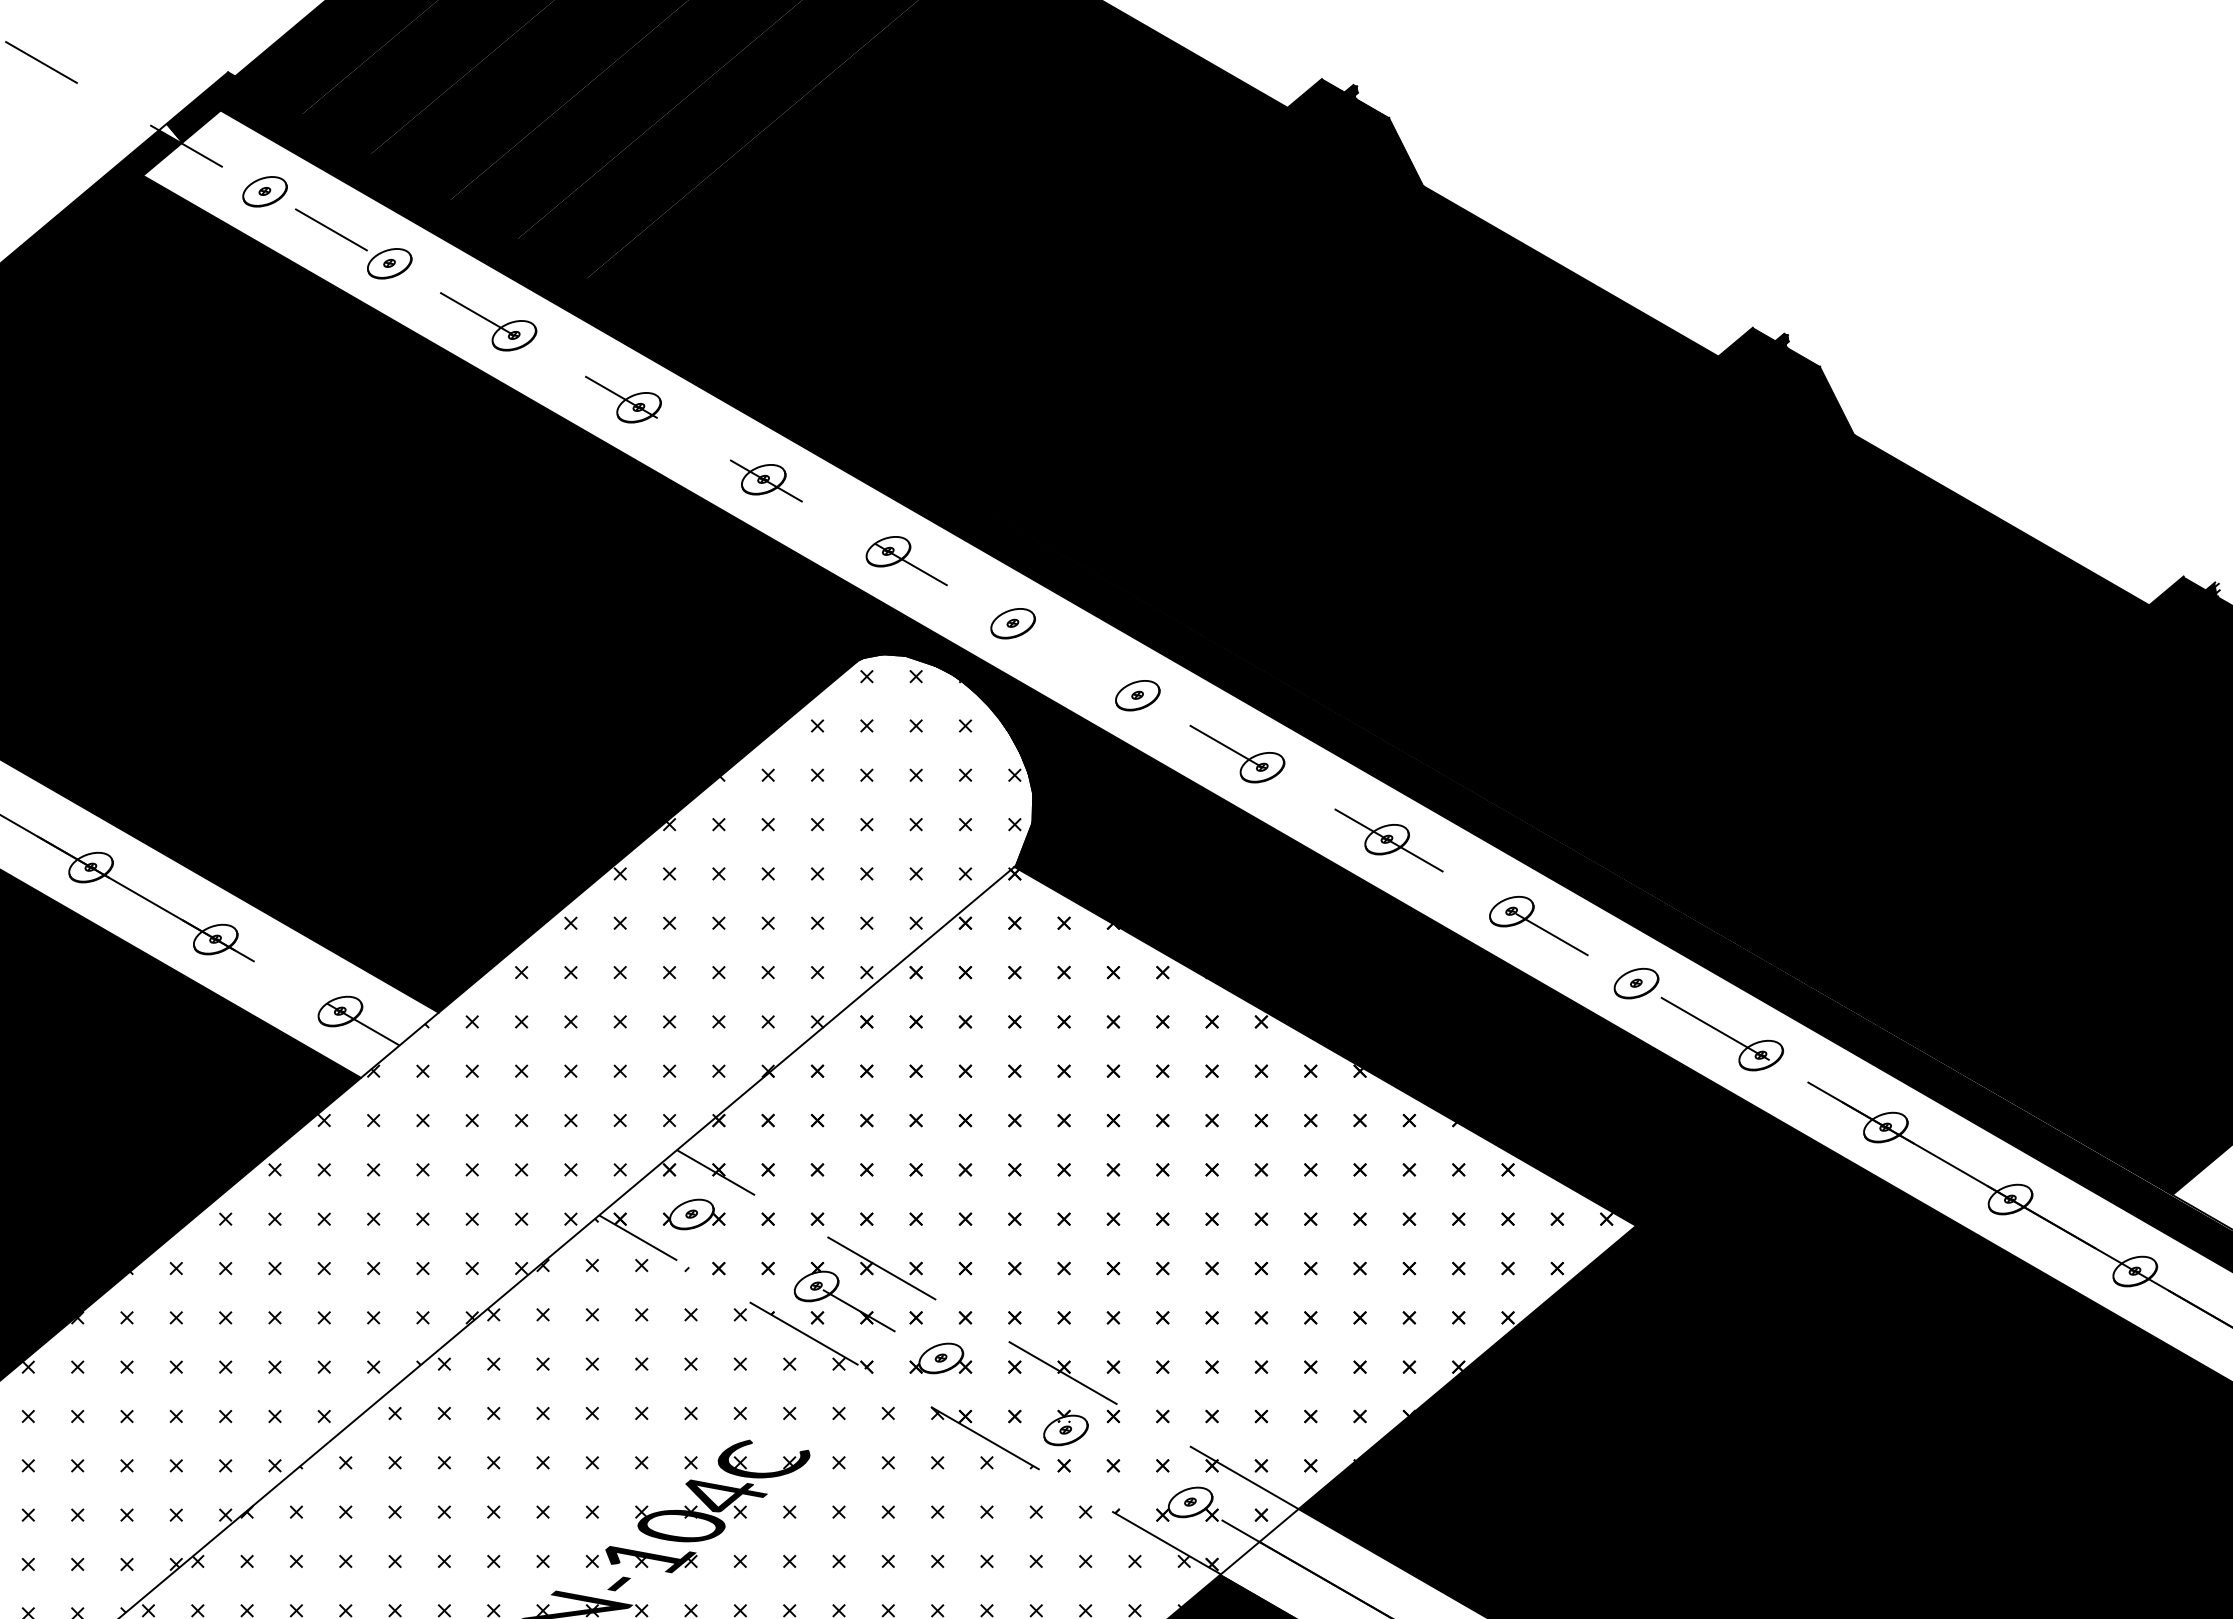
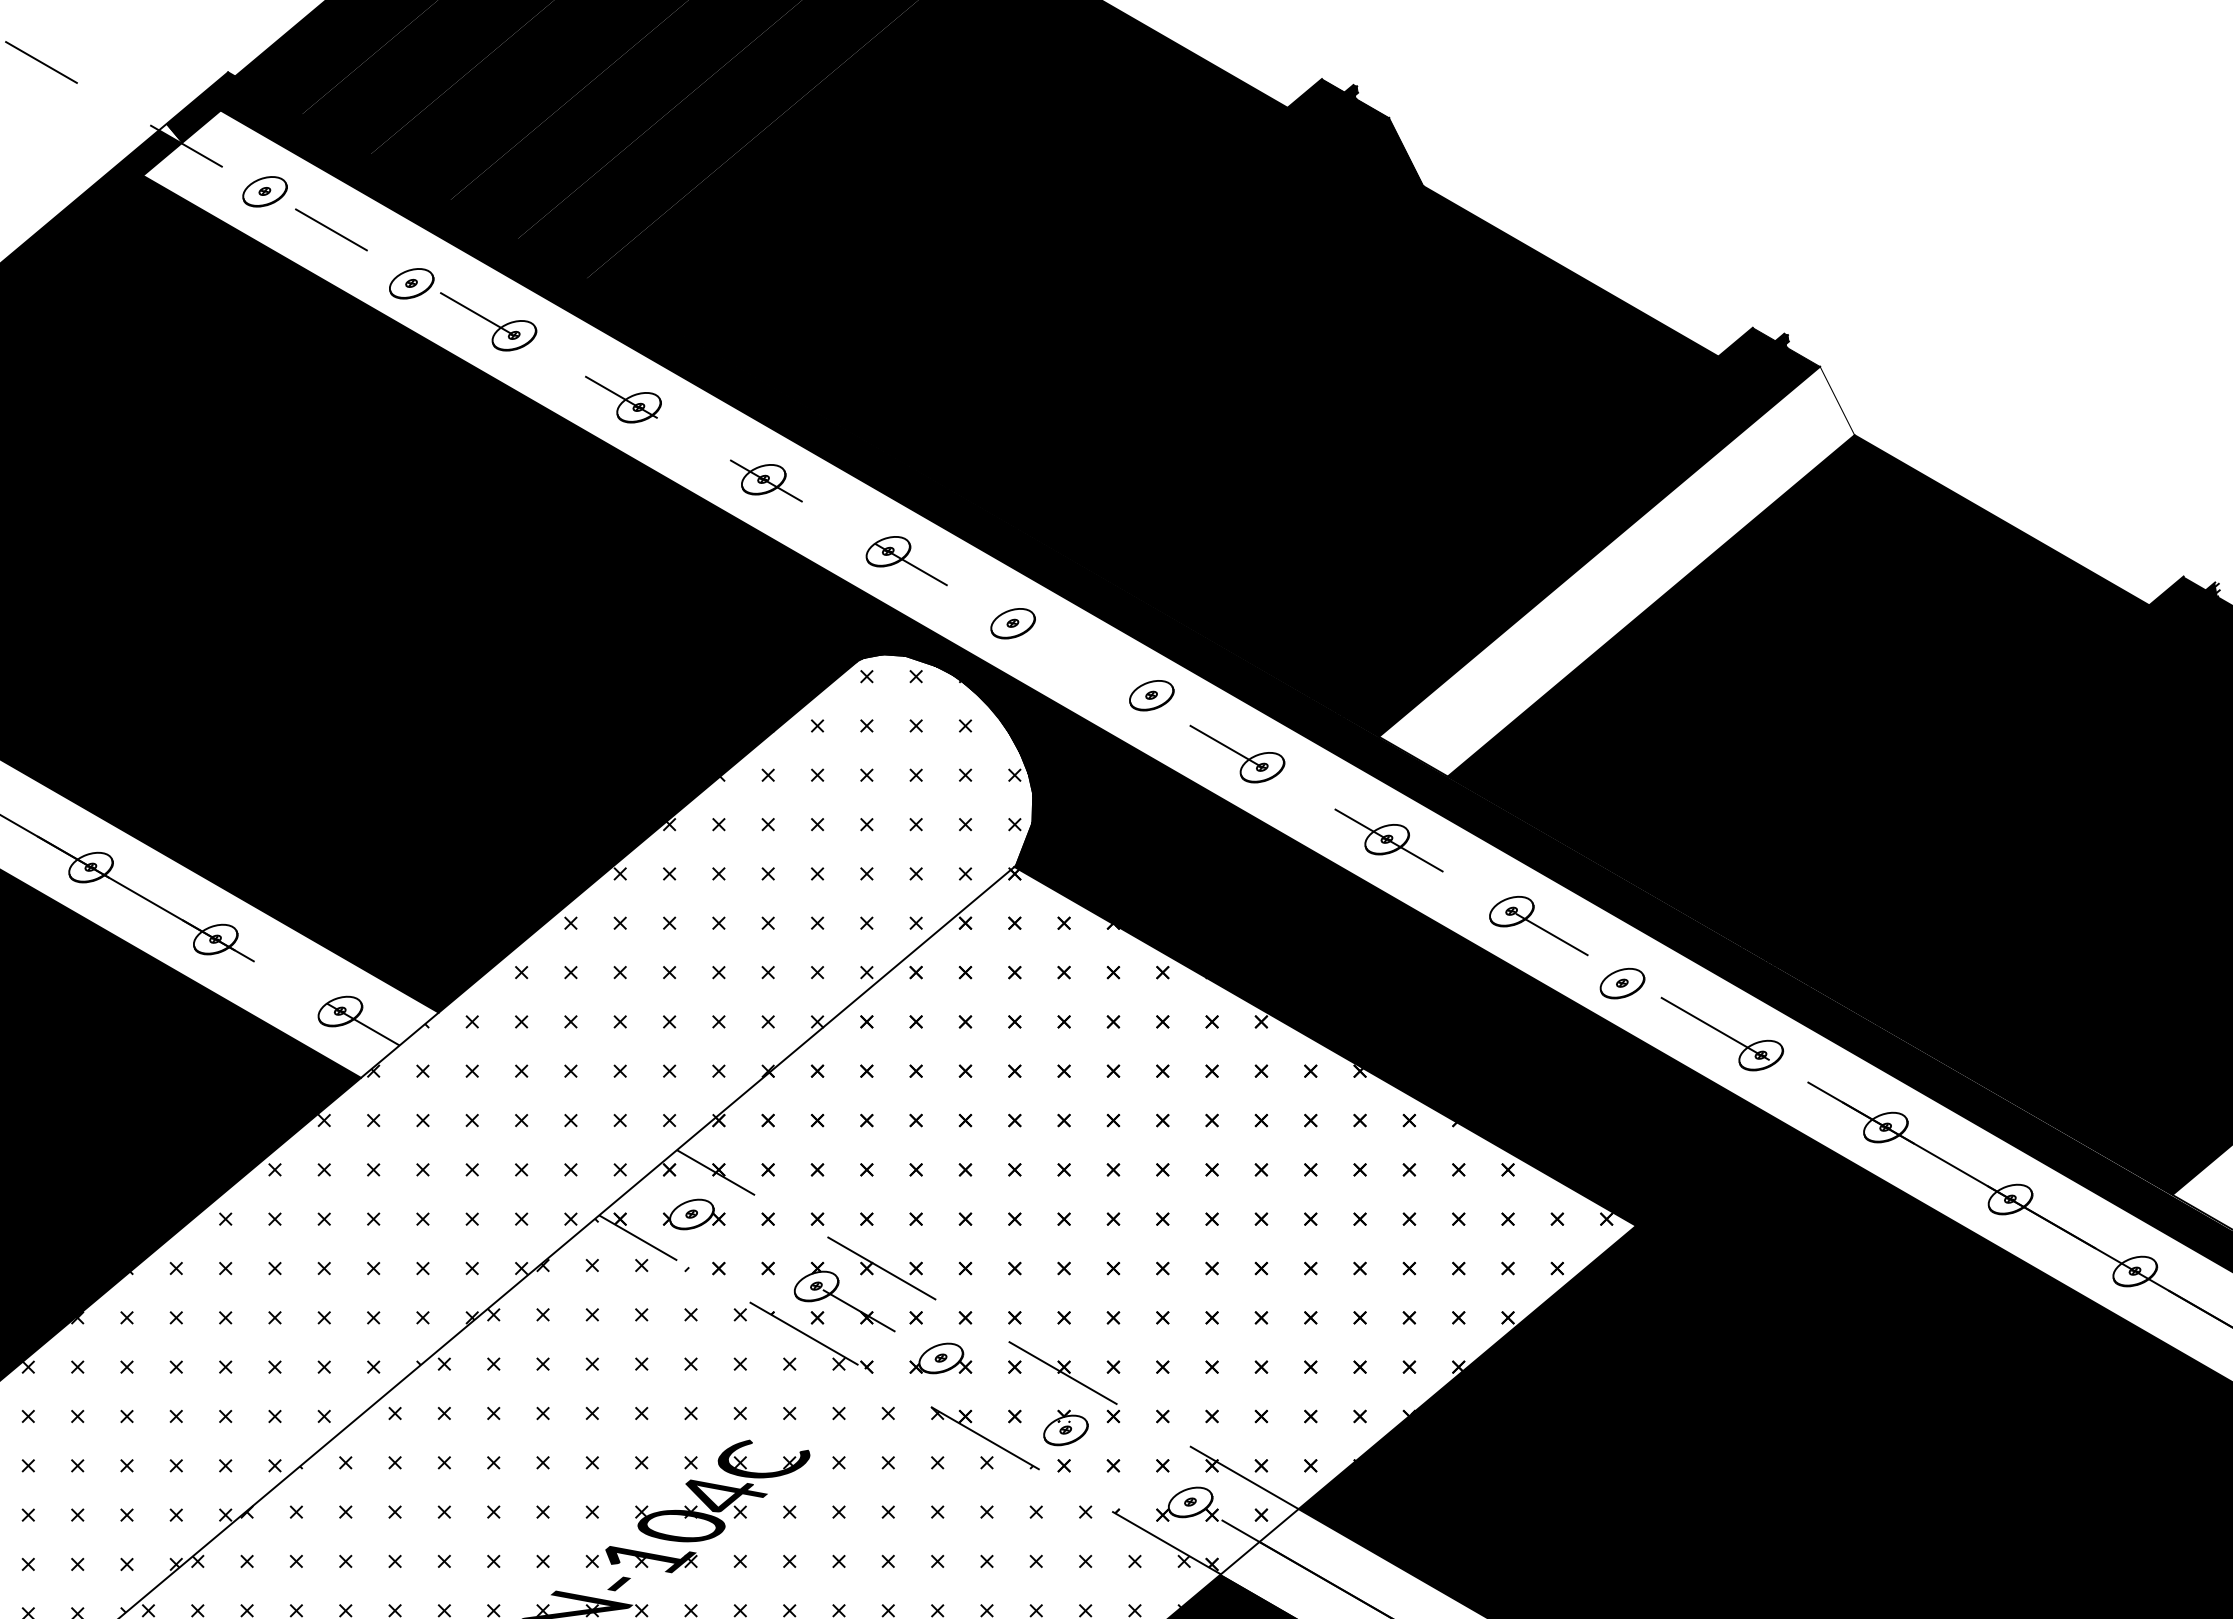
part position: (389, 263) -> (411, 283) (411, 283)
fill: present -> none (1616, 571)
part position: (1137, 695) -> (1151, 695) (1151, 695)
part position: (1636, 983) -> (1622, 983) (1622, 983)
